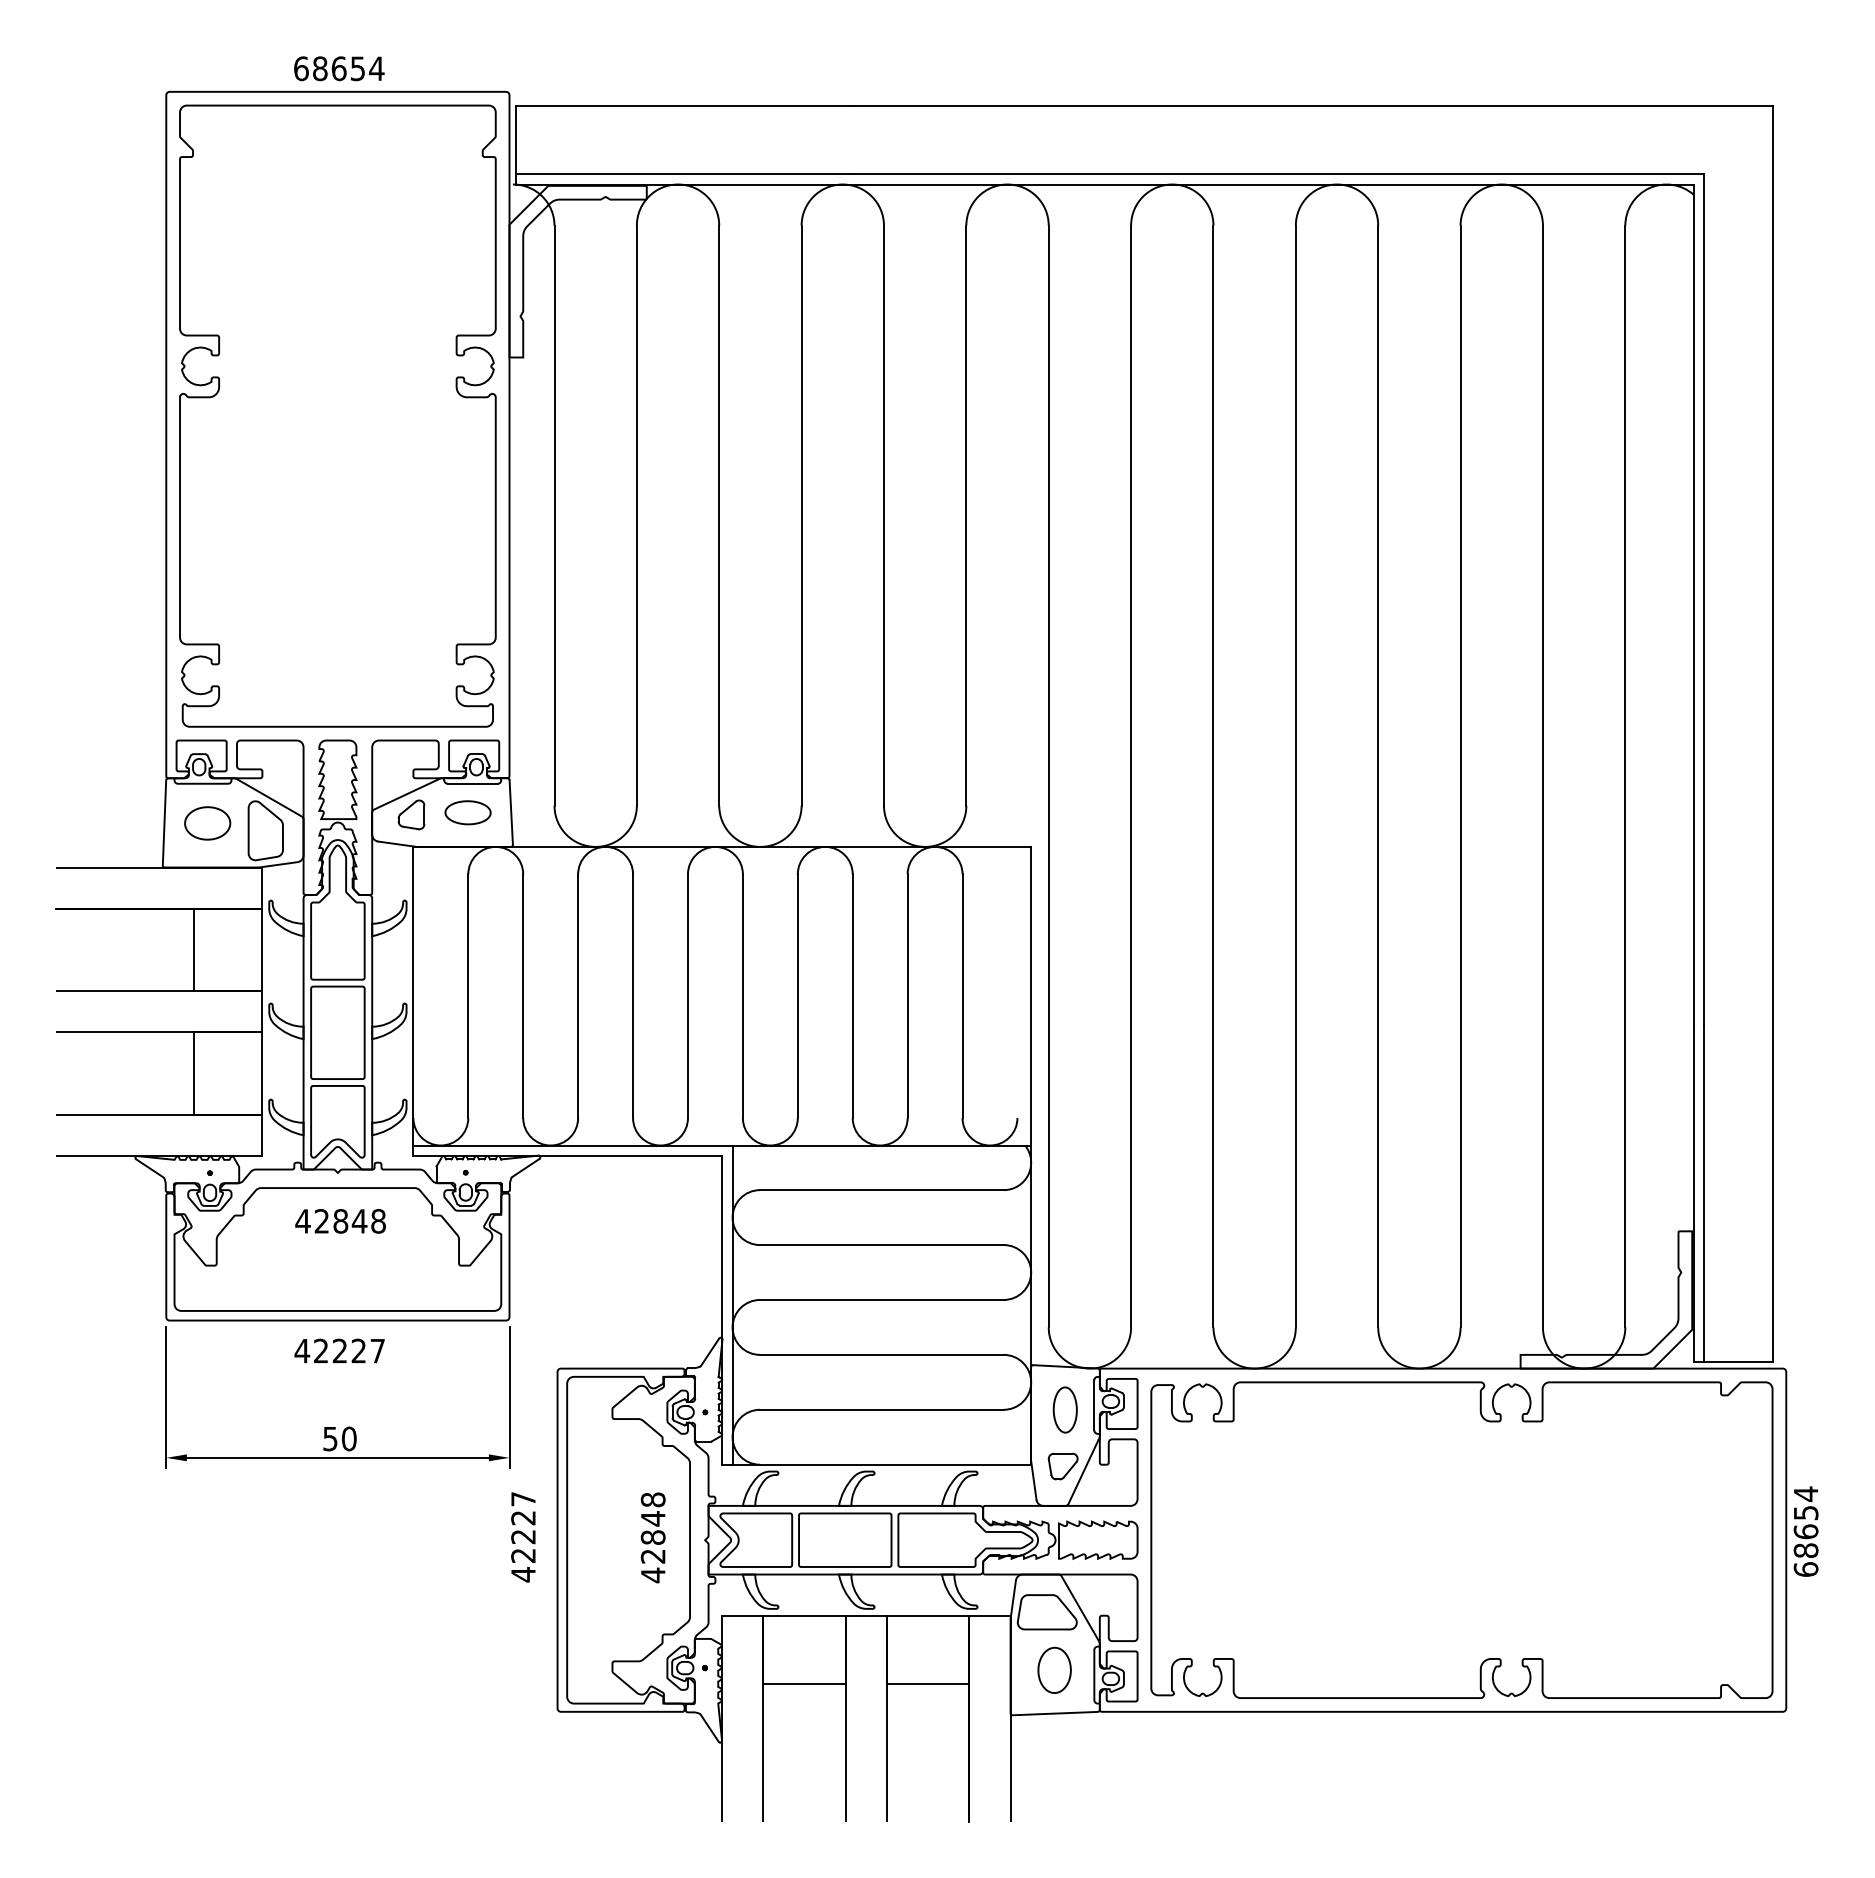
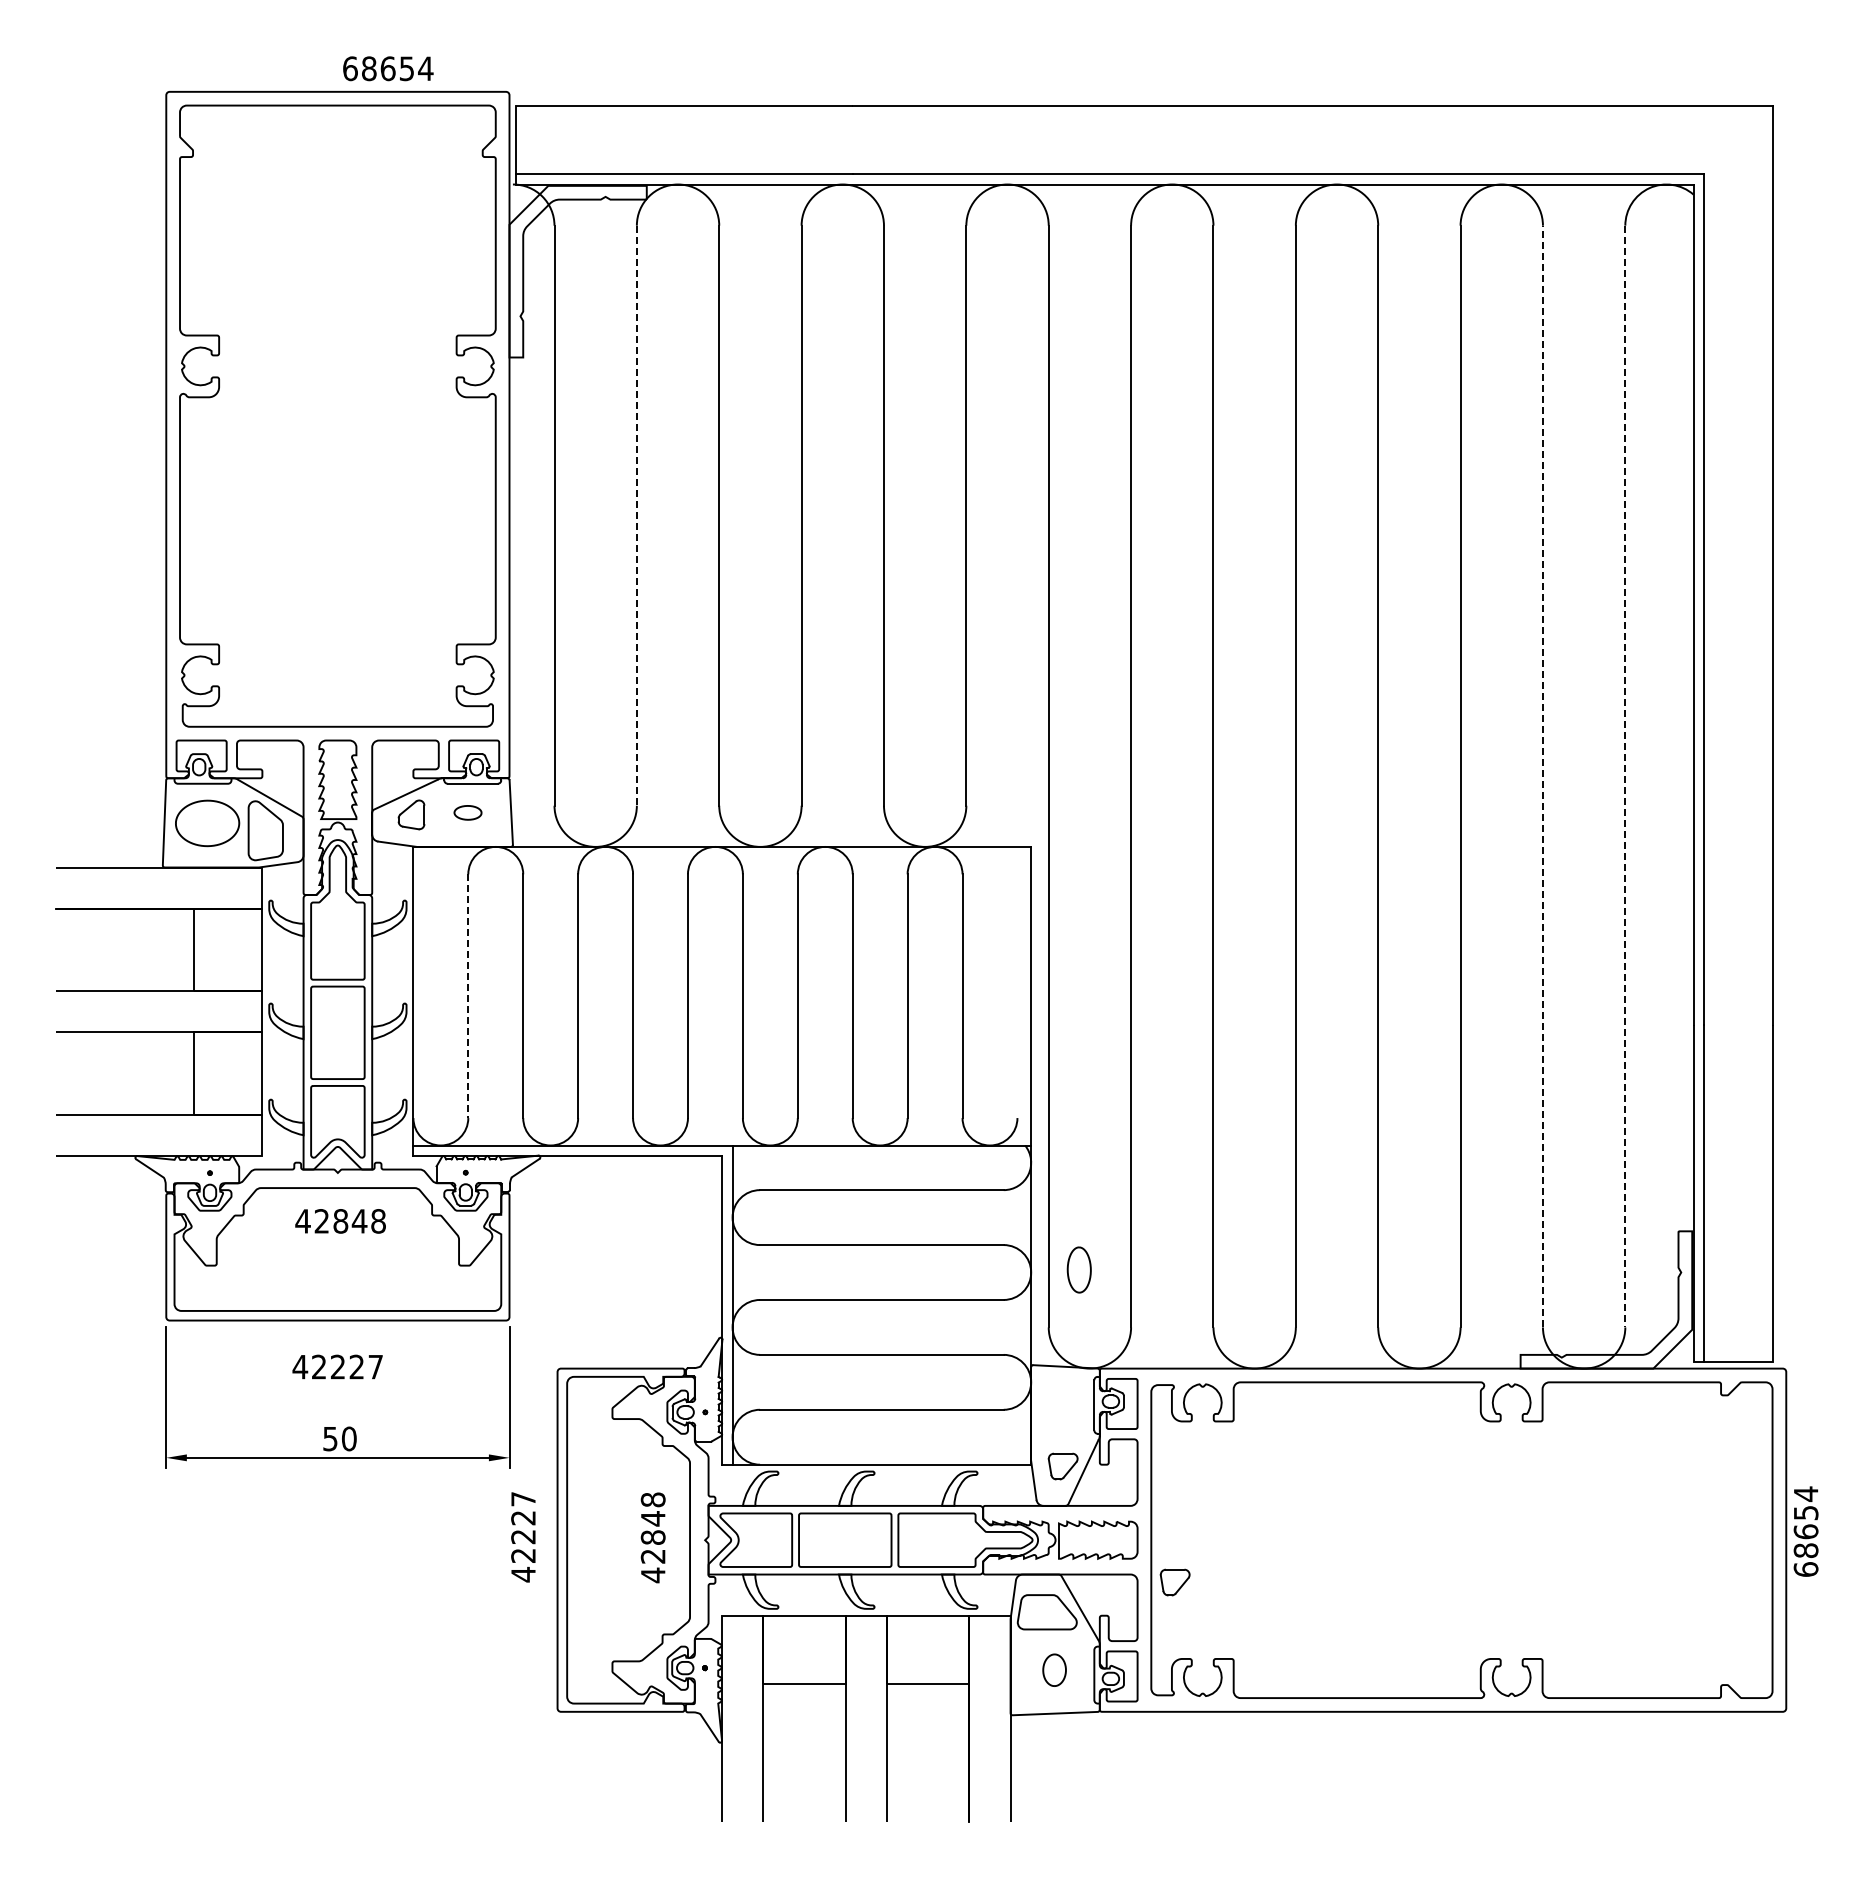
text position: (339, 68) -> (388, 68) (388, 68)
line: solid -> dashed (636, 516)
line: solid -> dashed (1542, 776)
line: solid -> dashed (1625, 776)
part size: 48x26 px -> 30x16 px (467, 812)
part size: 48x35 px -> 66x49 px (207, 823)
line: solid -> dashed (468, 996)
text position: (339, 1350) -> (337, 1366) (337, 1366)
part position: (1064, 1409) -> (1078, 1269) (1078, 1269)
part: none -> present (1174, 1582)
part size: 35x48 px -> 25x34 px (1054, 1669)
